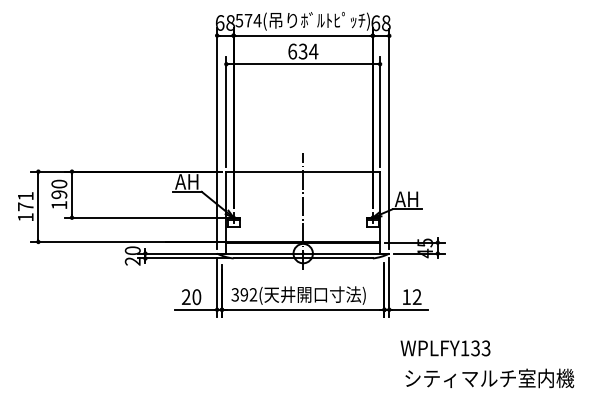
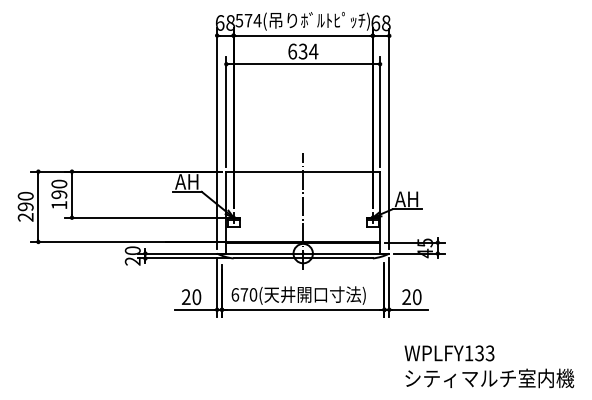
text: 171 -> 290 (25, 206)
text: 392( -> 670( (244, 294)
text: 12 -> 20 (411, 297)
text position: (445, 348) -> (449, 353) (449, 353)
